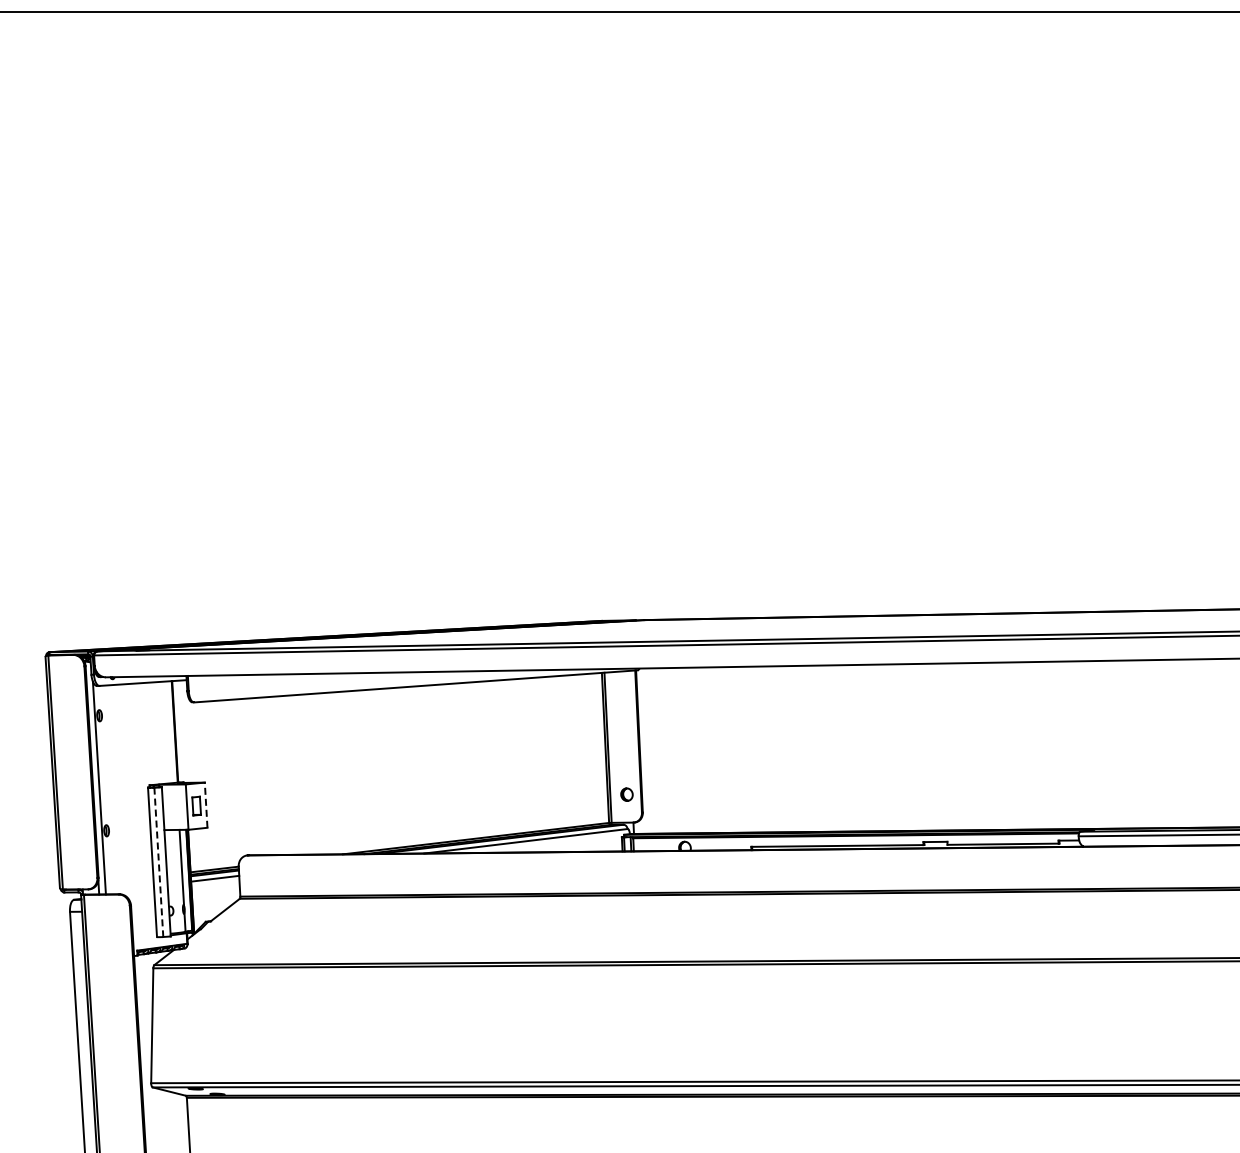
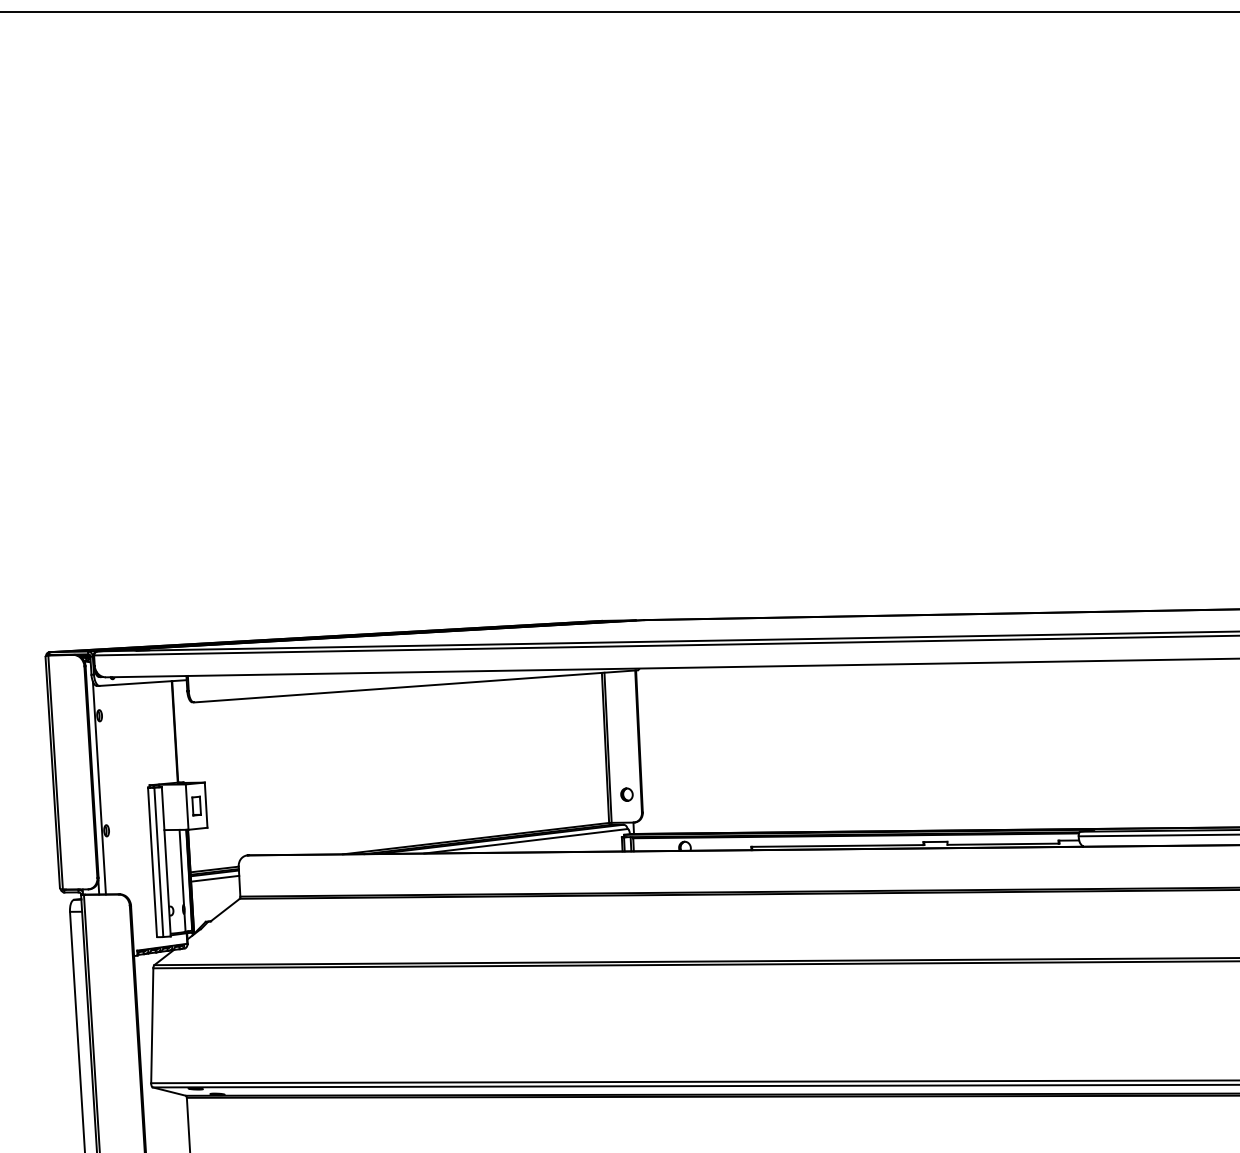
line: dashed -> solid (206, 805)
line: dashed -> solid (158, 862)
